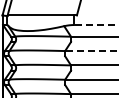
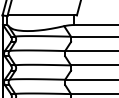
line: dashed -> solid (96, 25)
line: dashed -> solid (92, 51)
